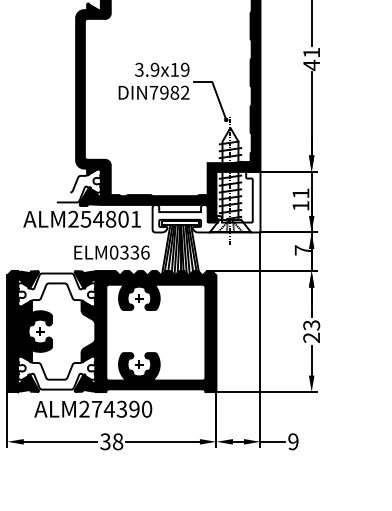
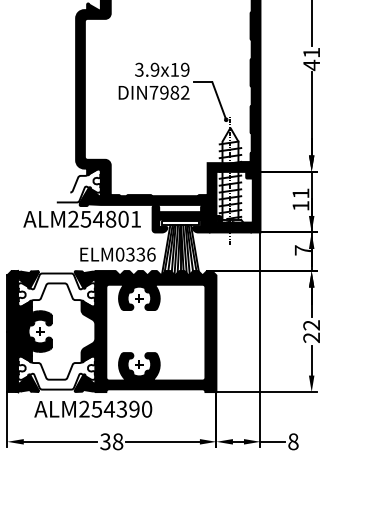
fill: none -> present (206, 201)
text position: (111, 252) -> (117, 254) (117, 254)
text: 23 -> 22 (311, 325)
text: ALM274390 -> ALM254390 (96, 409)
text: 9 -> 8 (293, 441)
